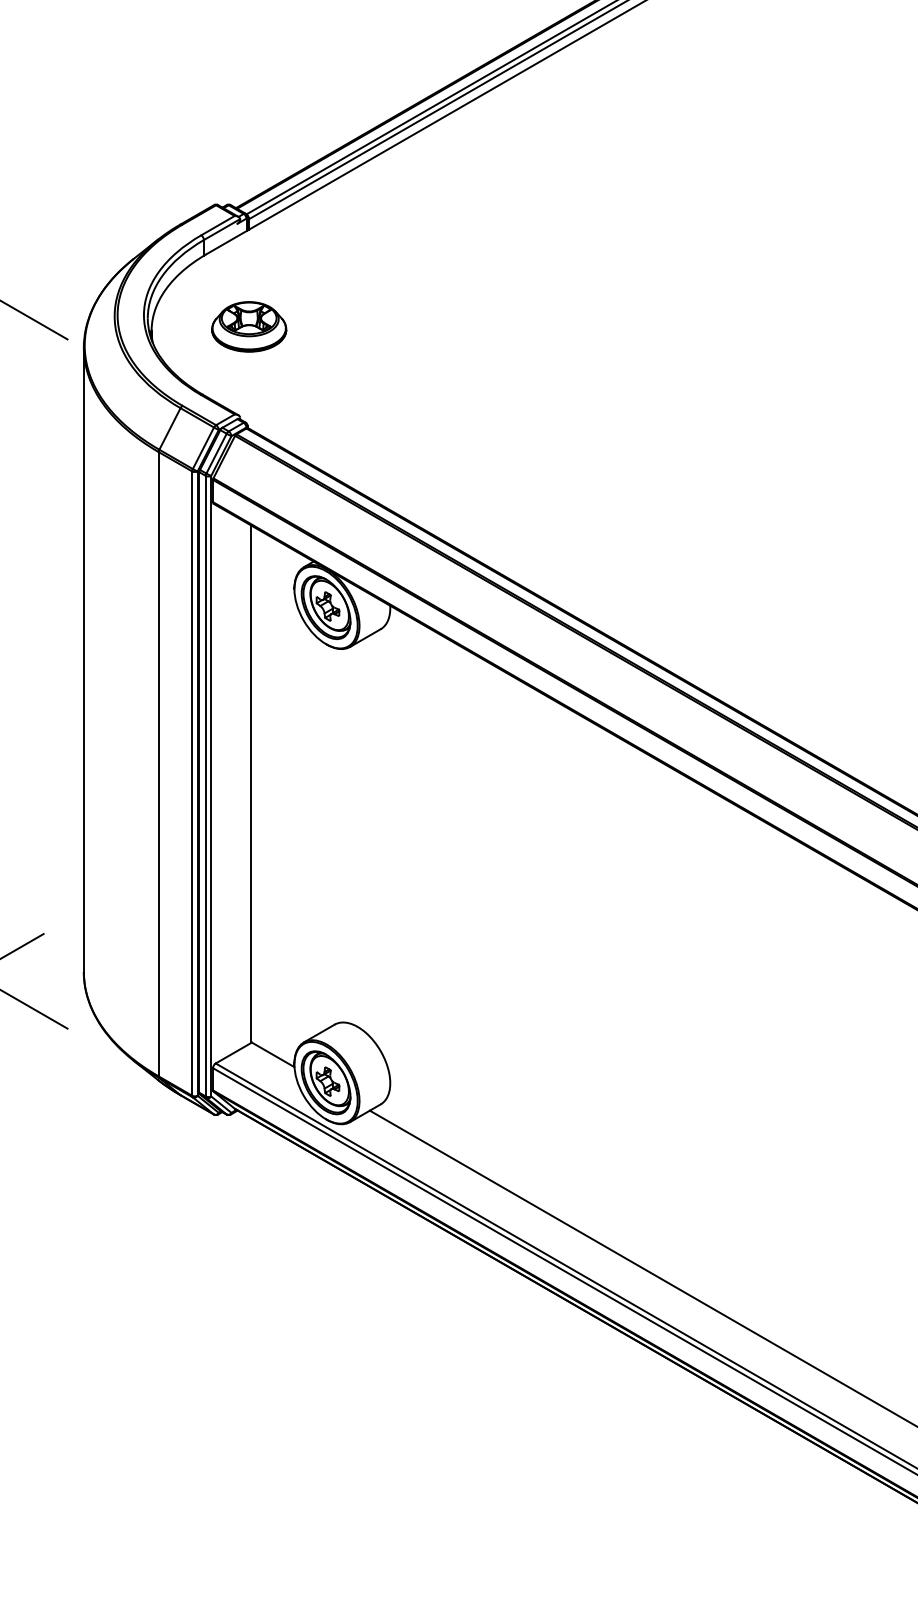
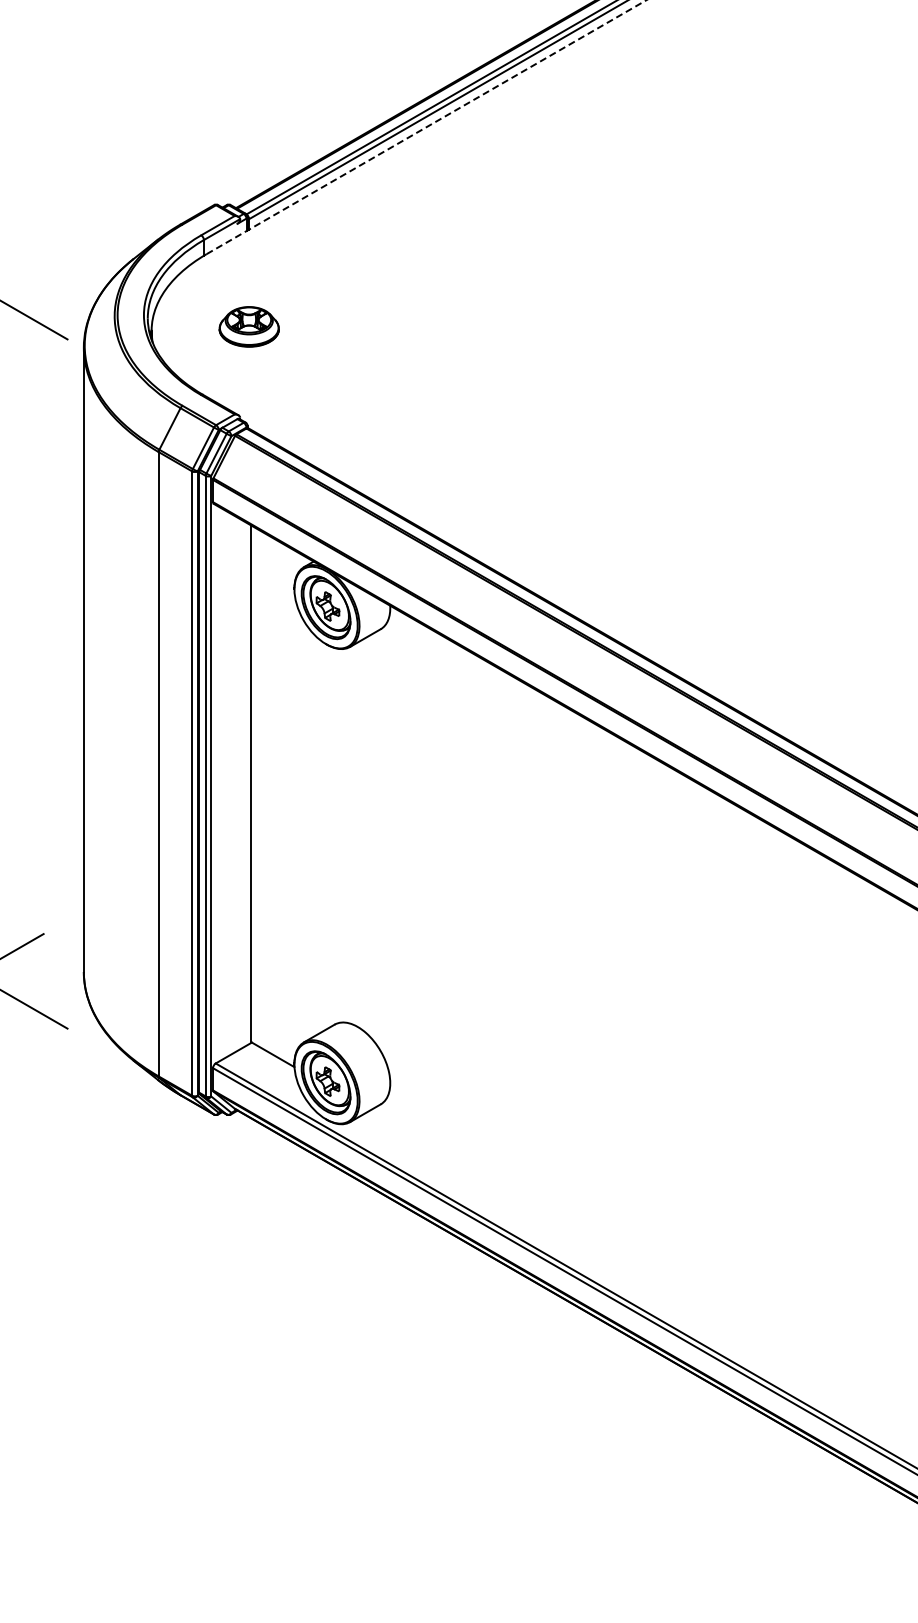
line: solid -> dashed (426, 127)
part size: 77x52 px -> 62x42 px (248, 326)
line: present -> none (641, 1267)
